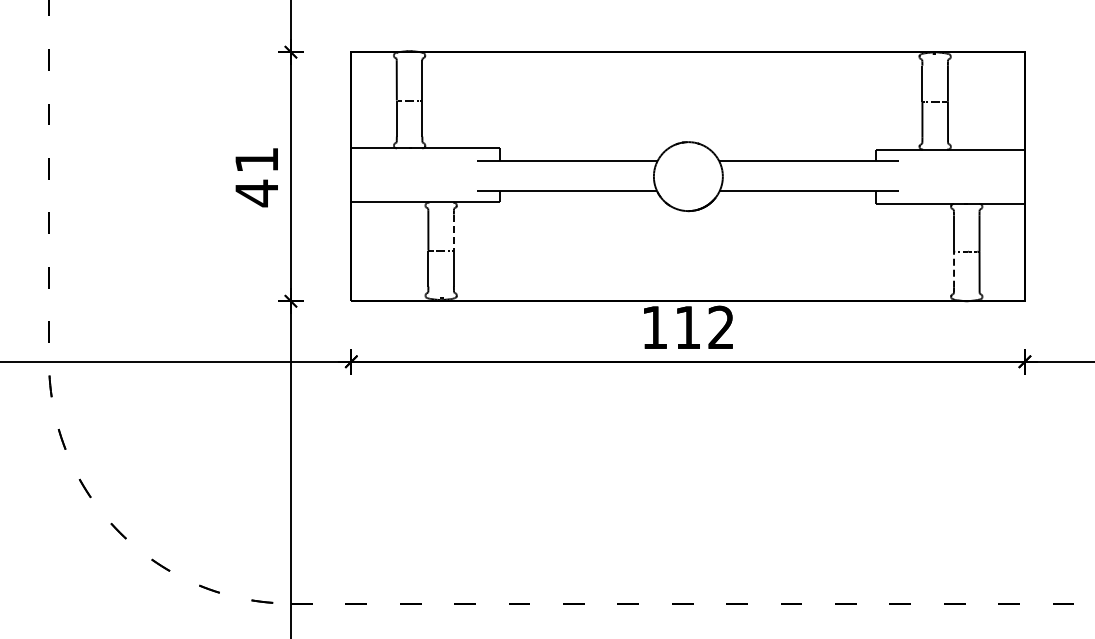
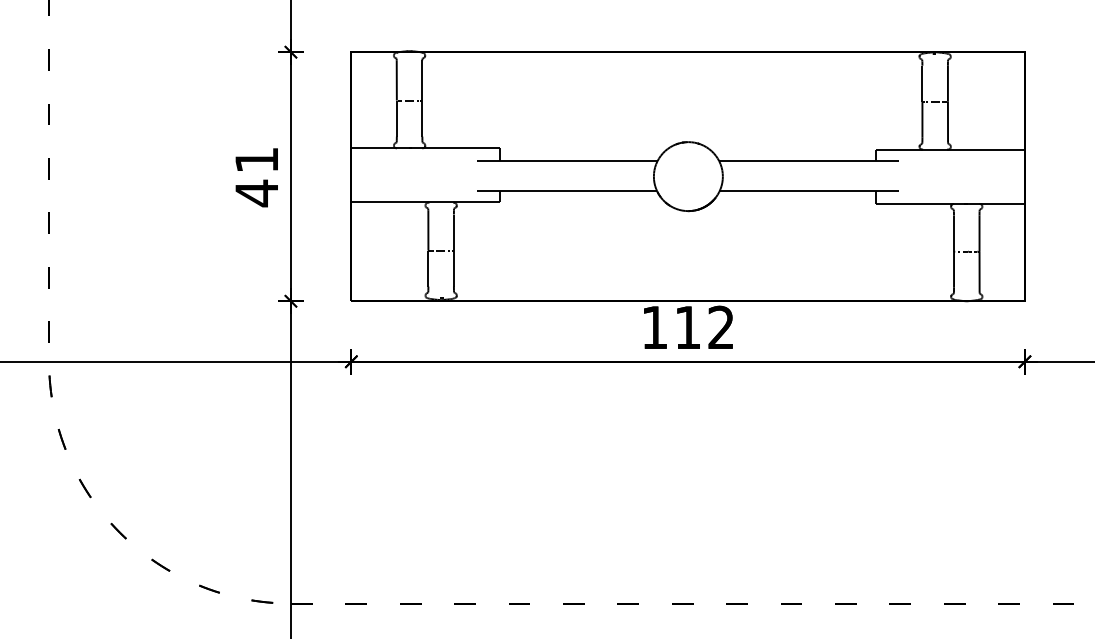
line: dashed -> solid (453, 233)
line: dashed -> solid (954, 269)
